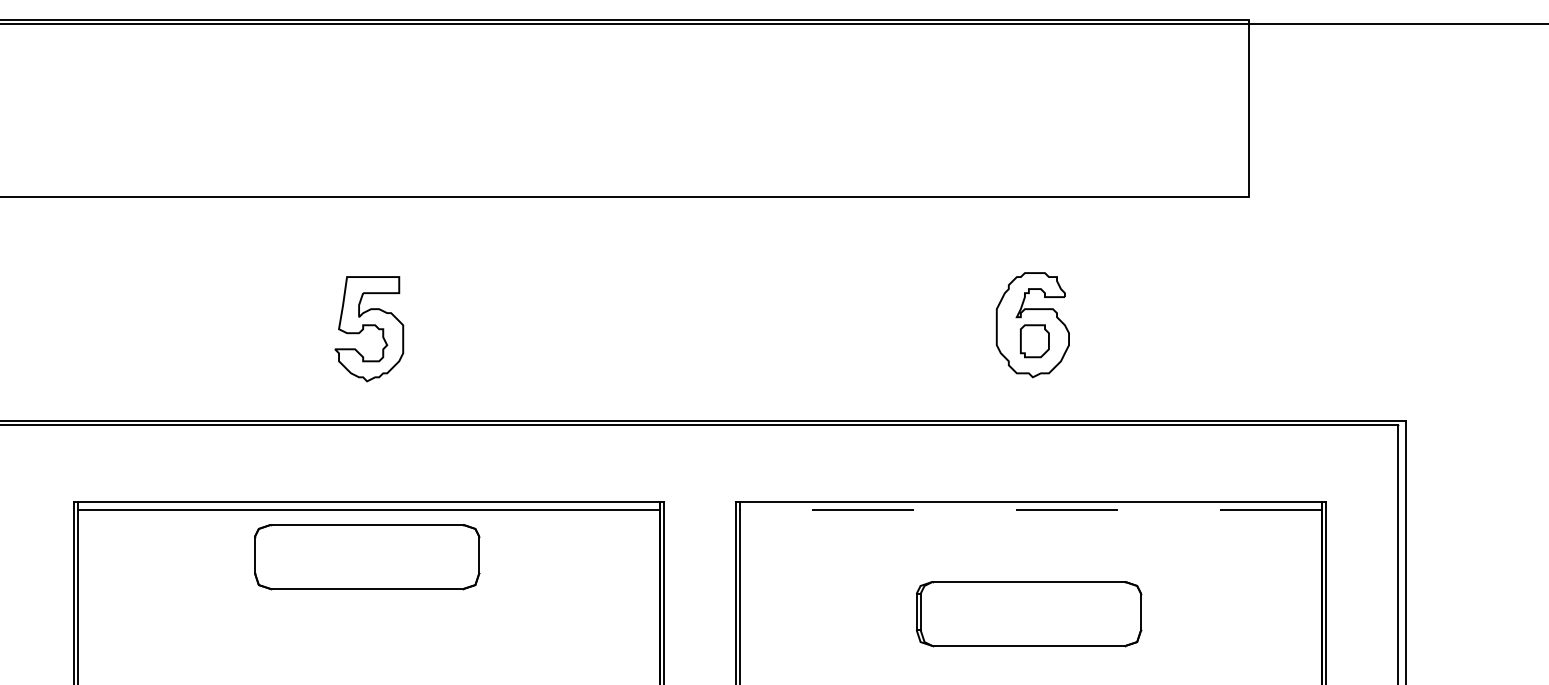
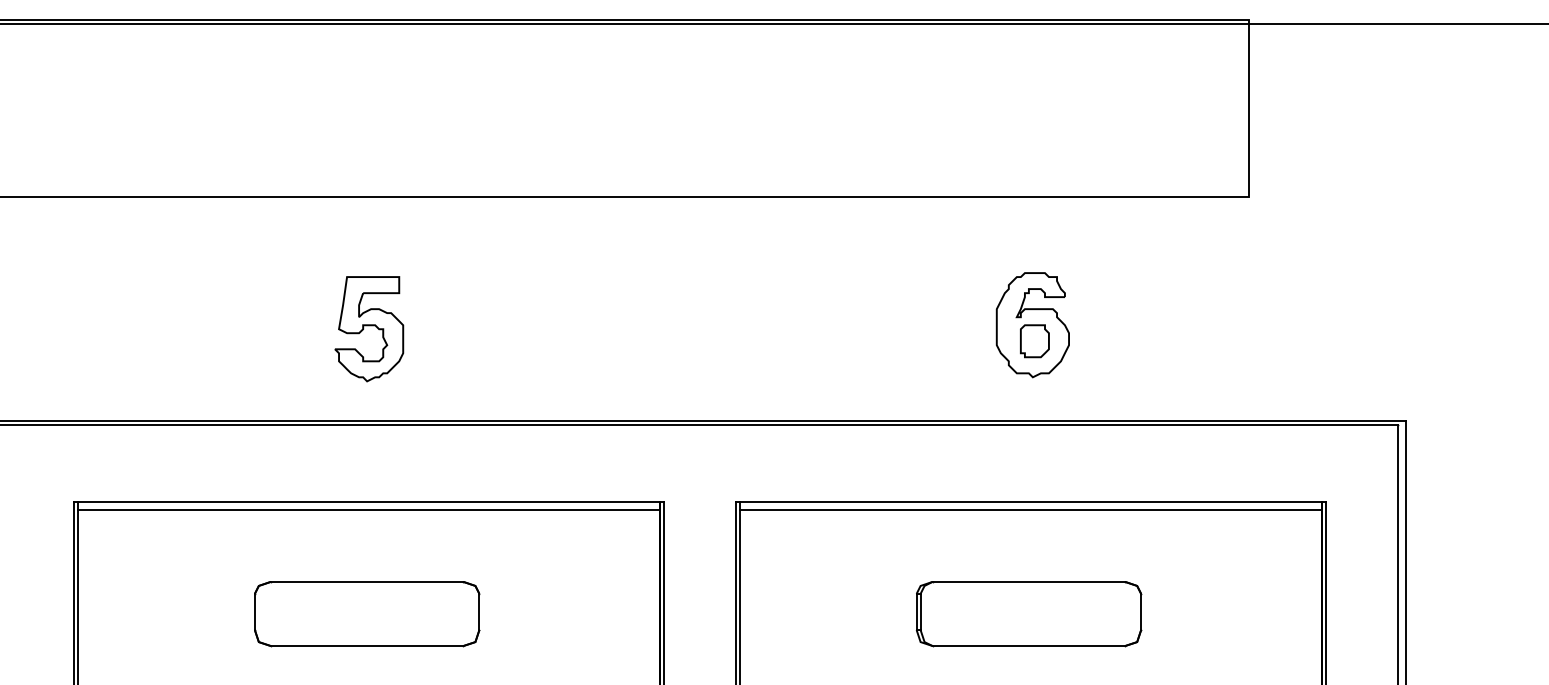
line: dashed -> solid (1030, 509)
part position: (367, 557) -> (367, 614) (367, 614)
